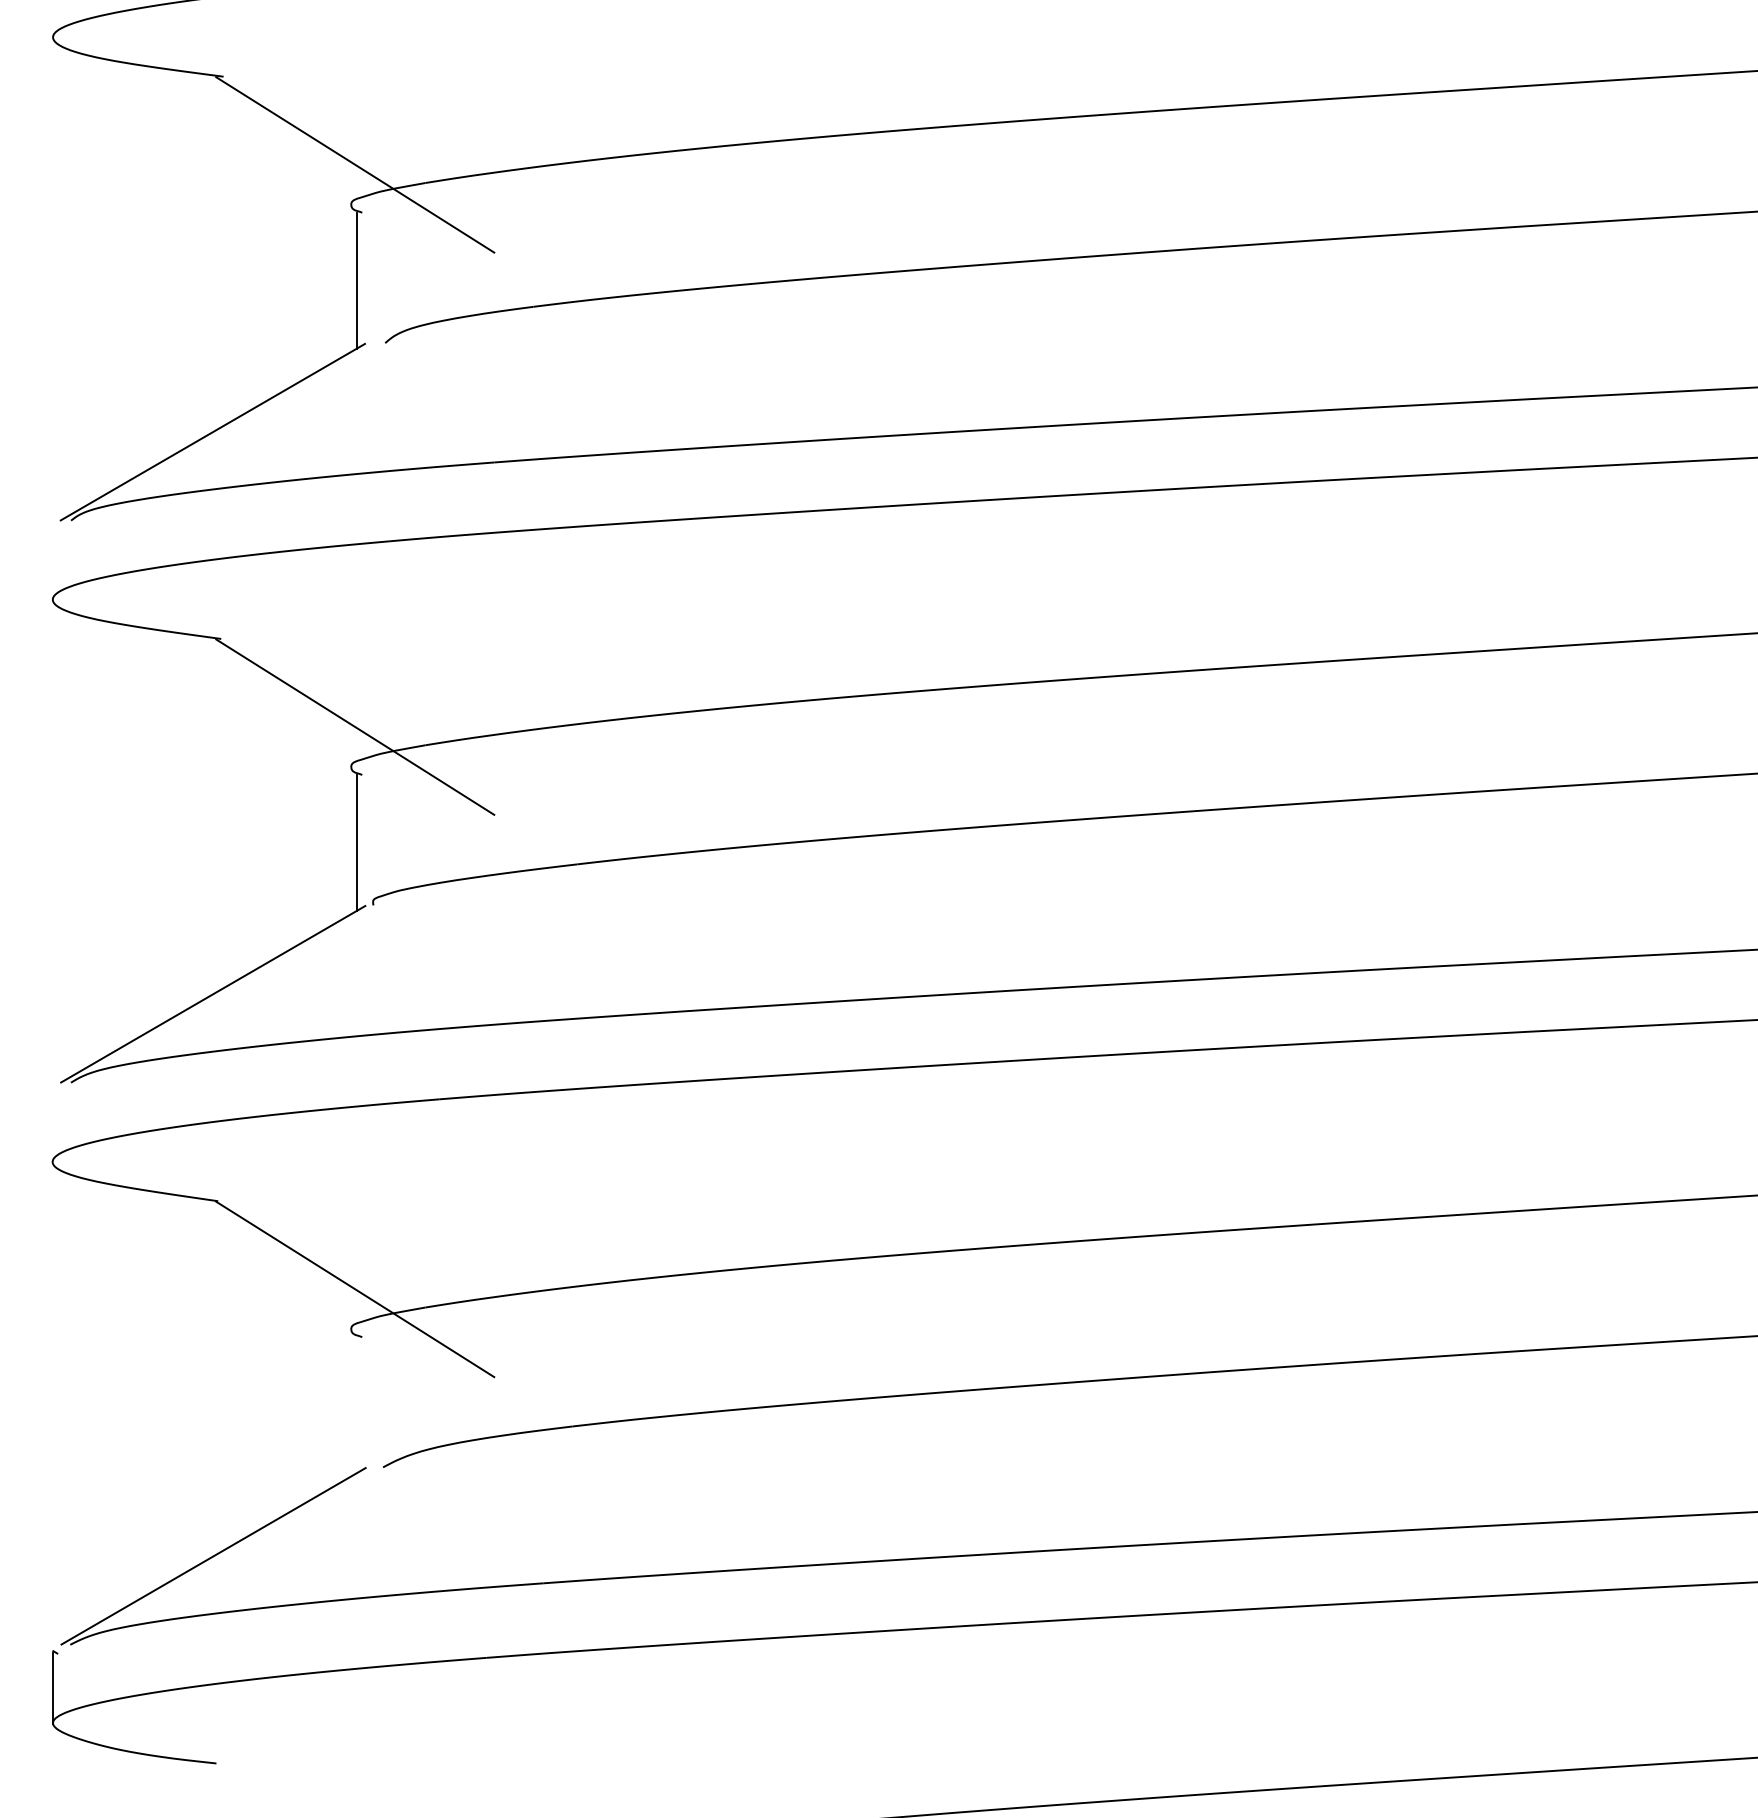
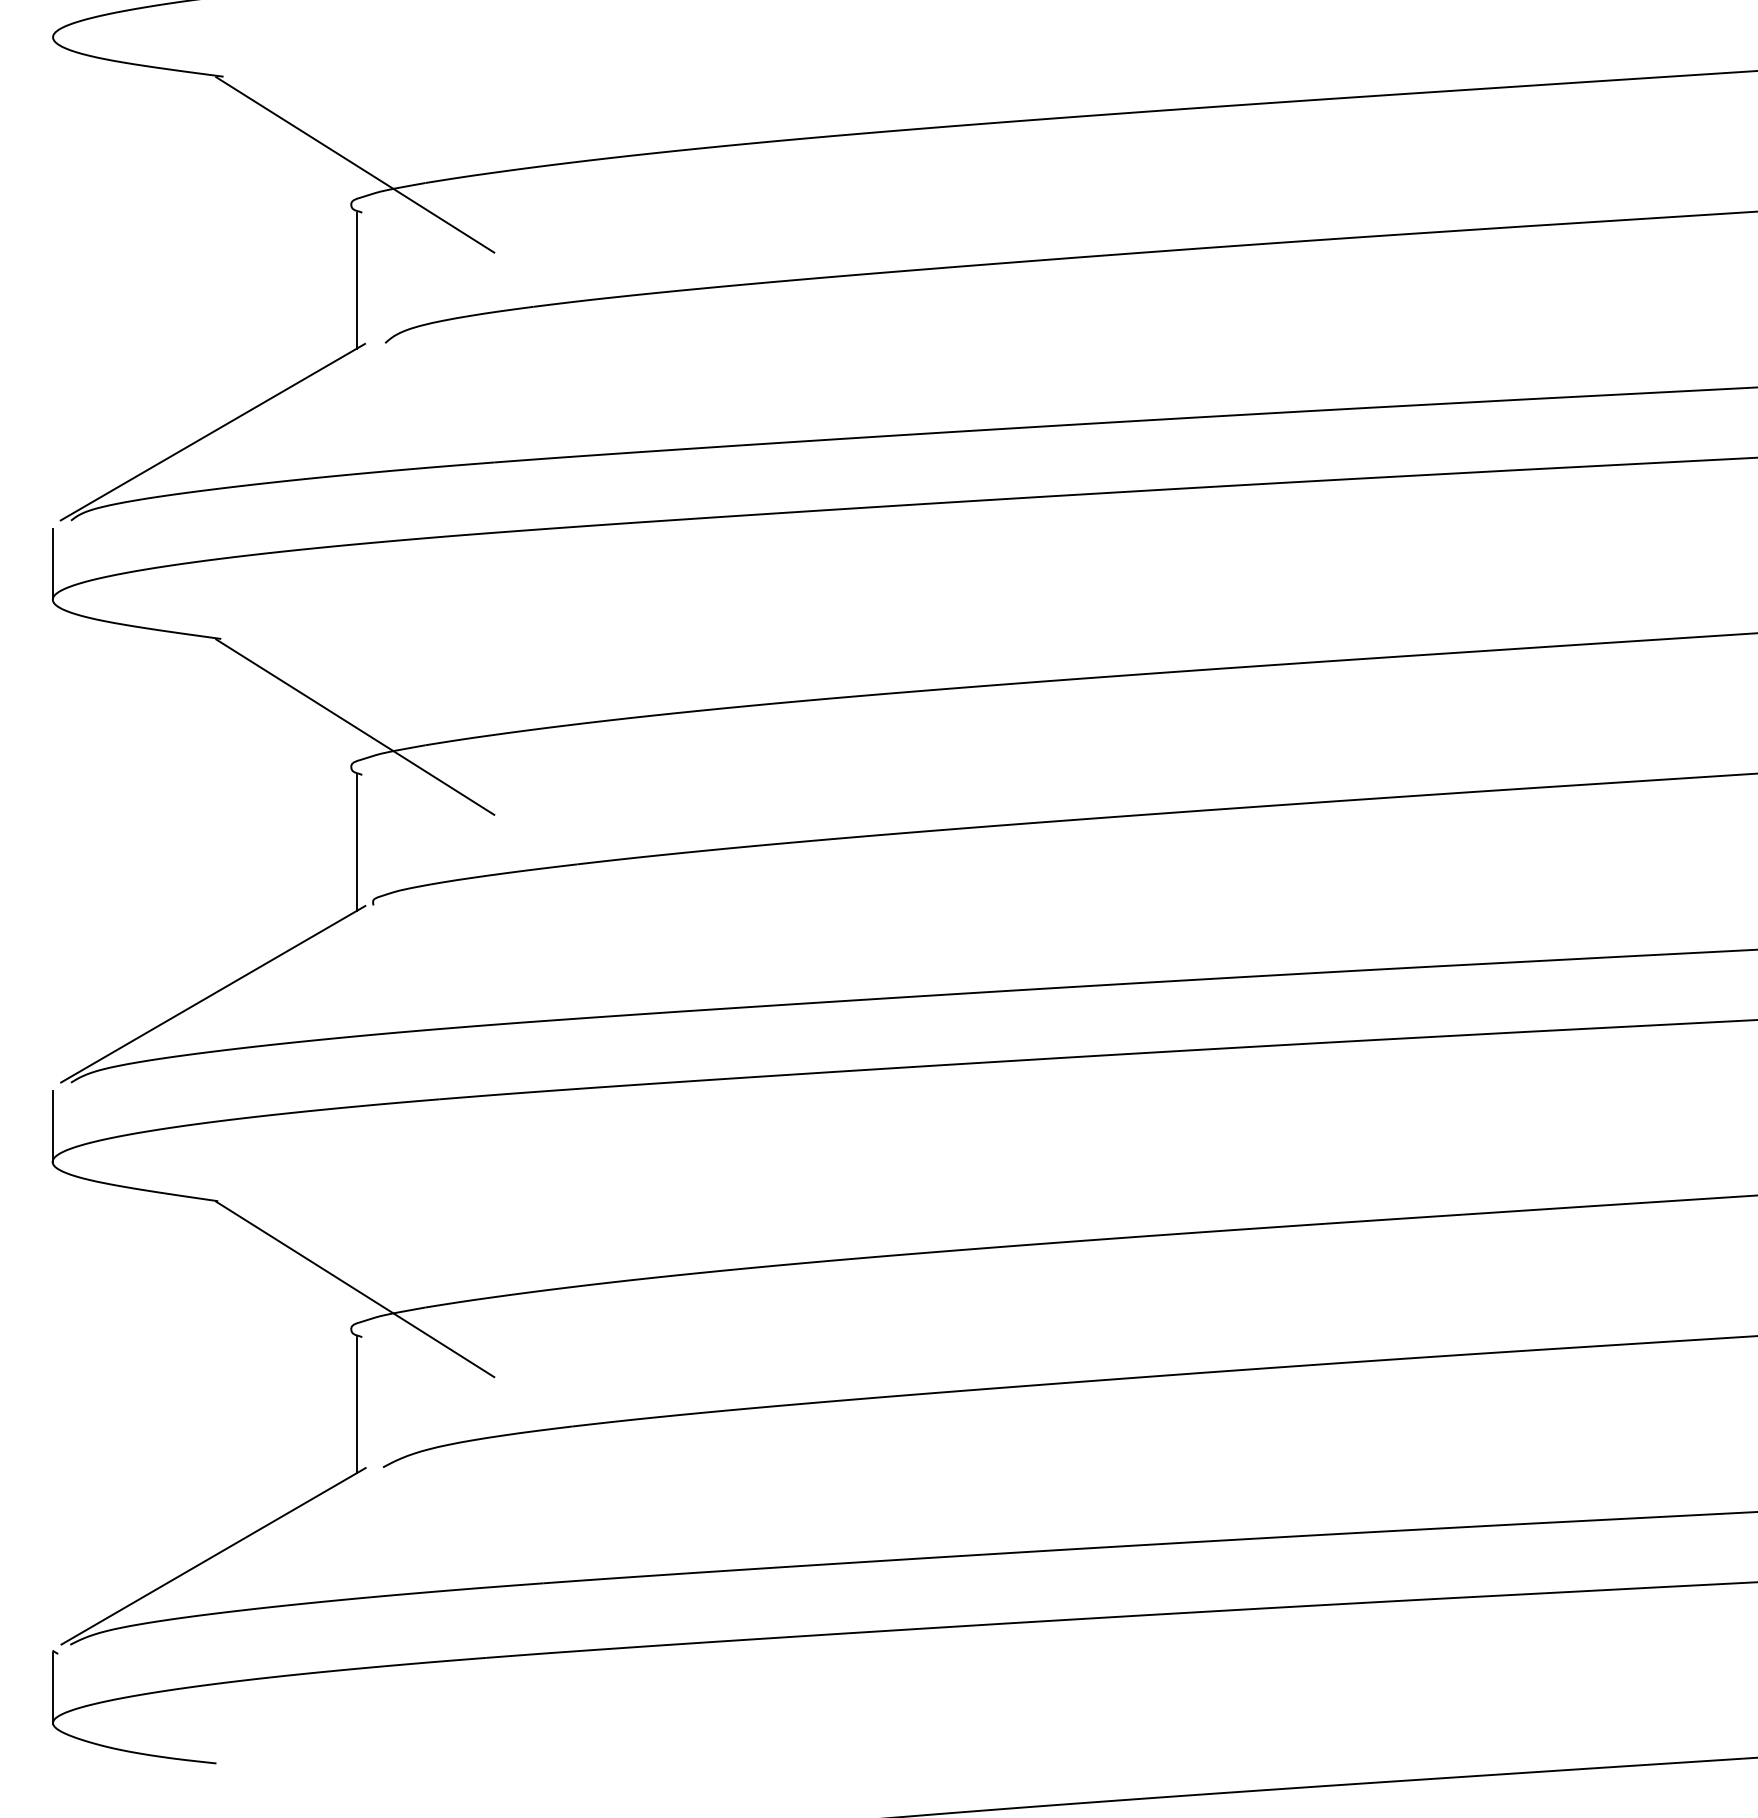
line: none -> present (52, 563)
line: none -> present (52, 1126)
line: none -> present (357, 1405)
